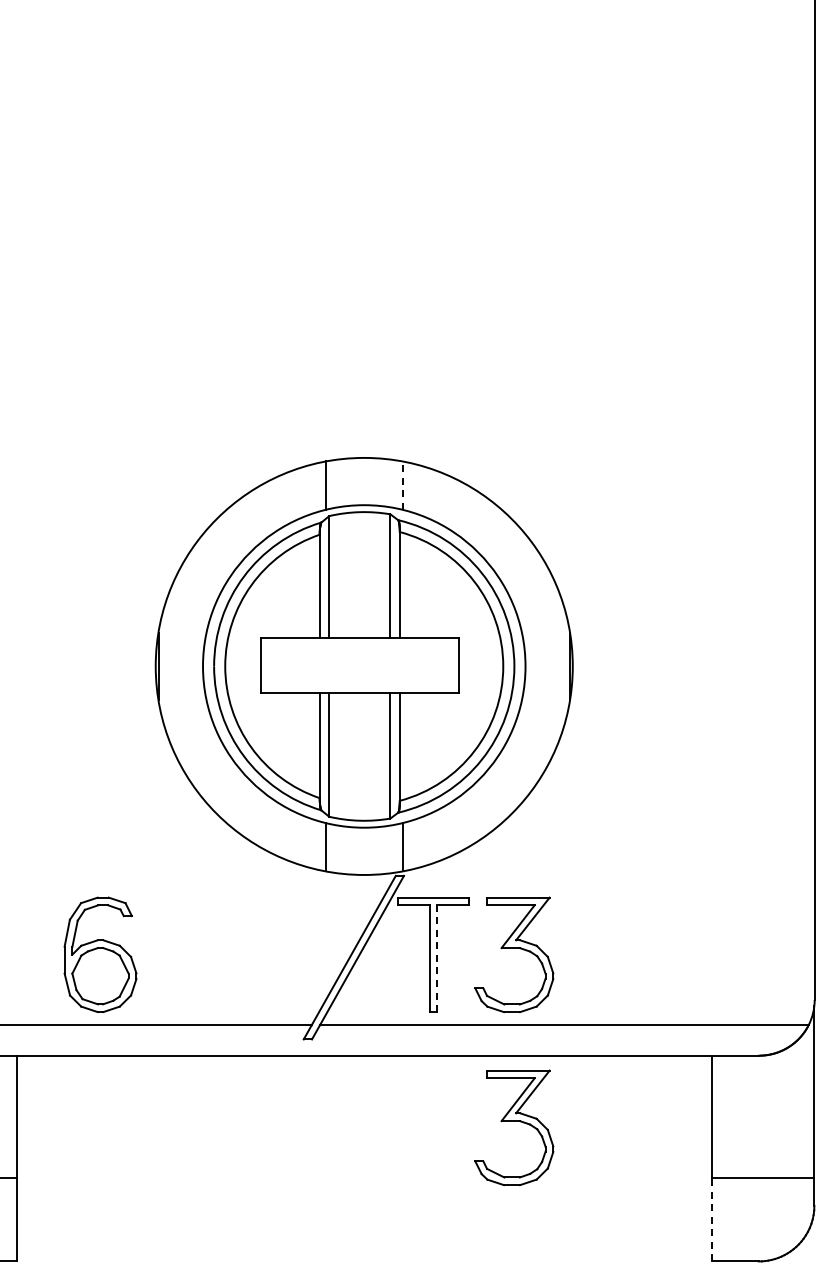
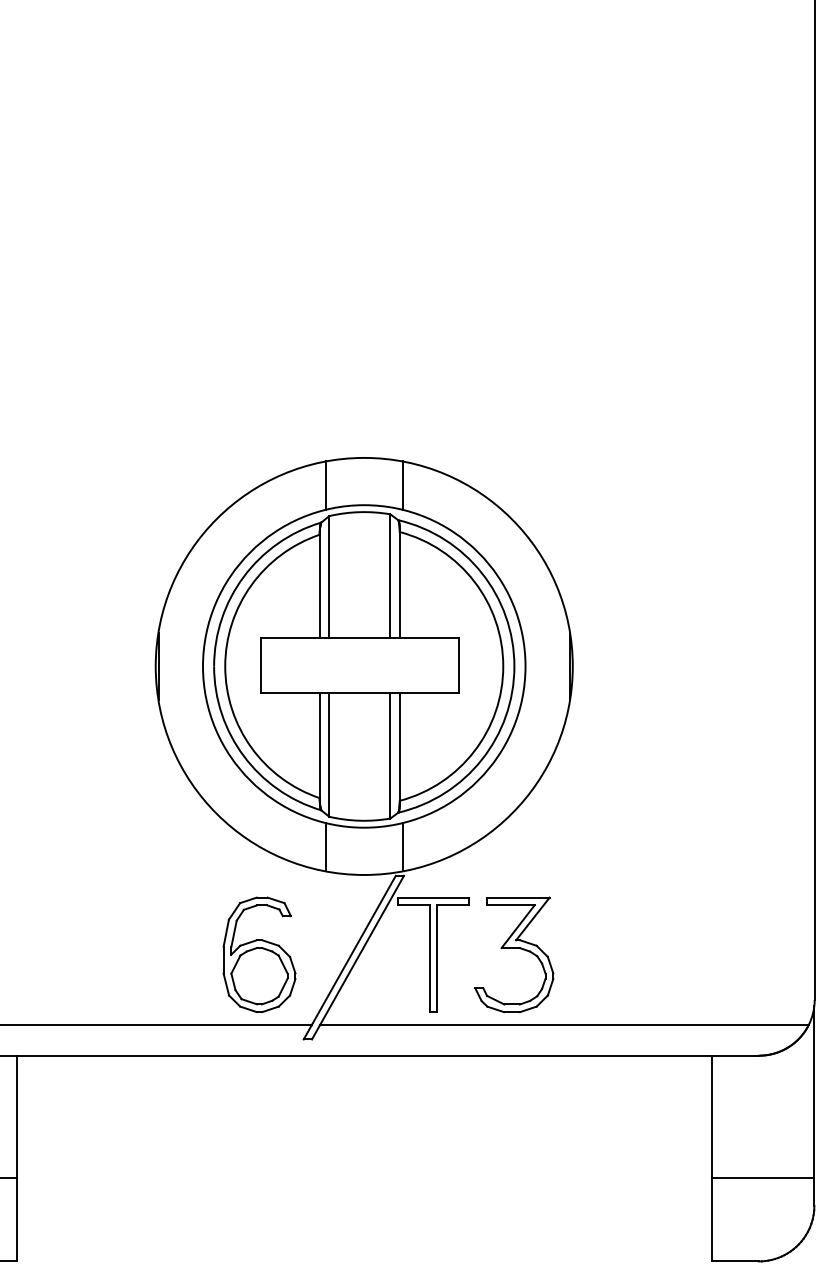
line: dashed -> solid (402, 485)
part position: (100, 954) -> (259, 954) (259, 954)
line: dashed -> solid (437, 958)
part: present -> none (514, 1127)
line: dashed -> solid (711, 1219)
